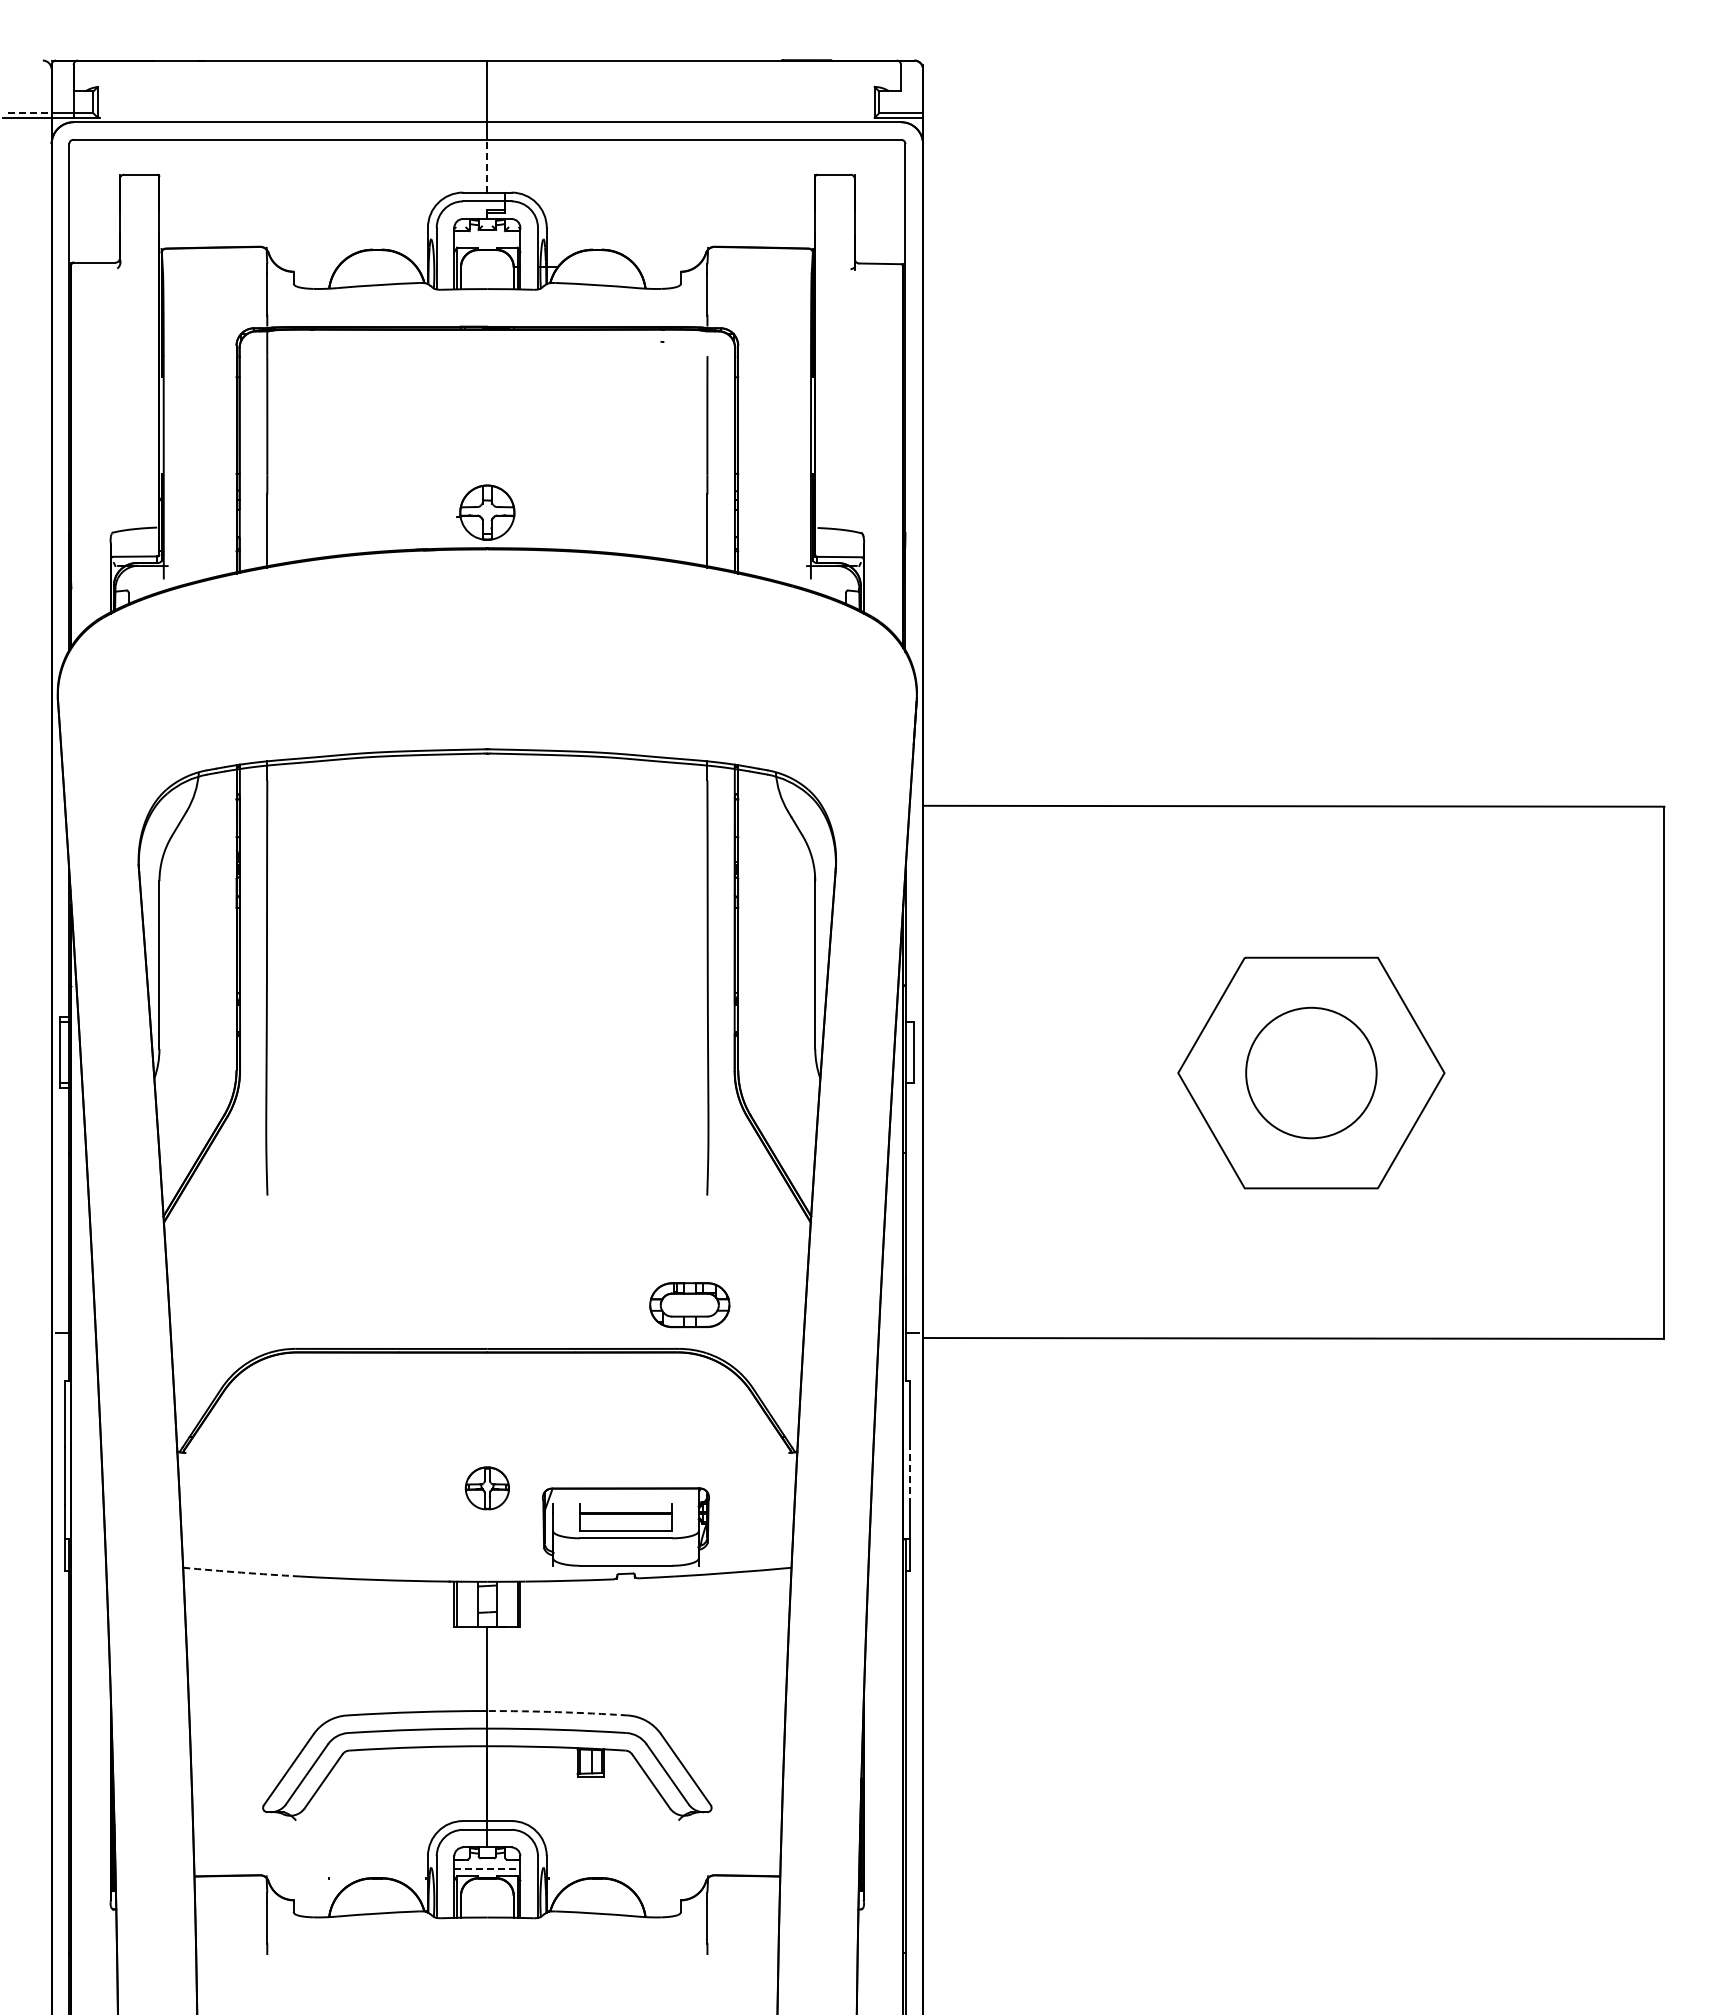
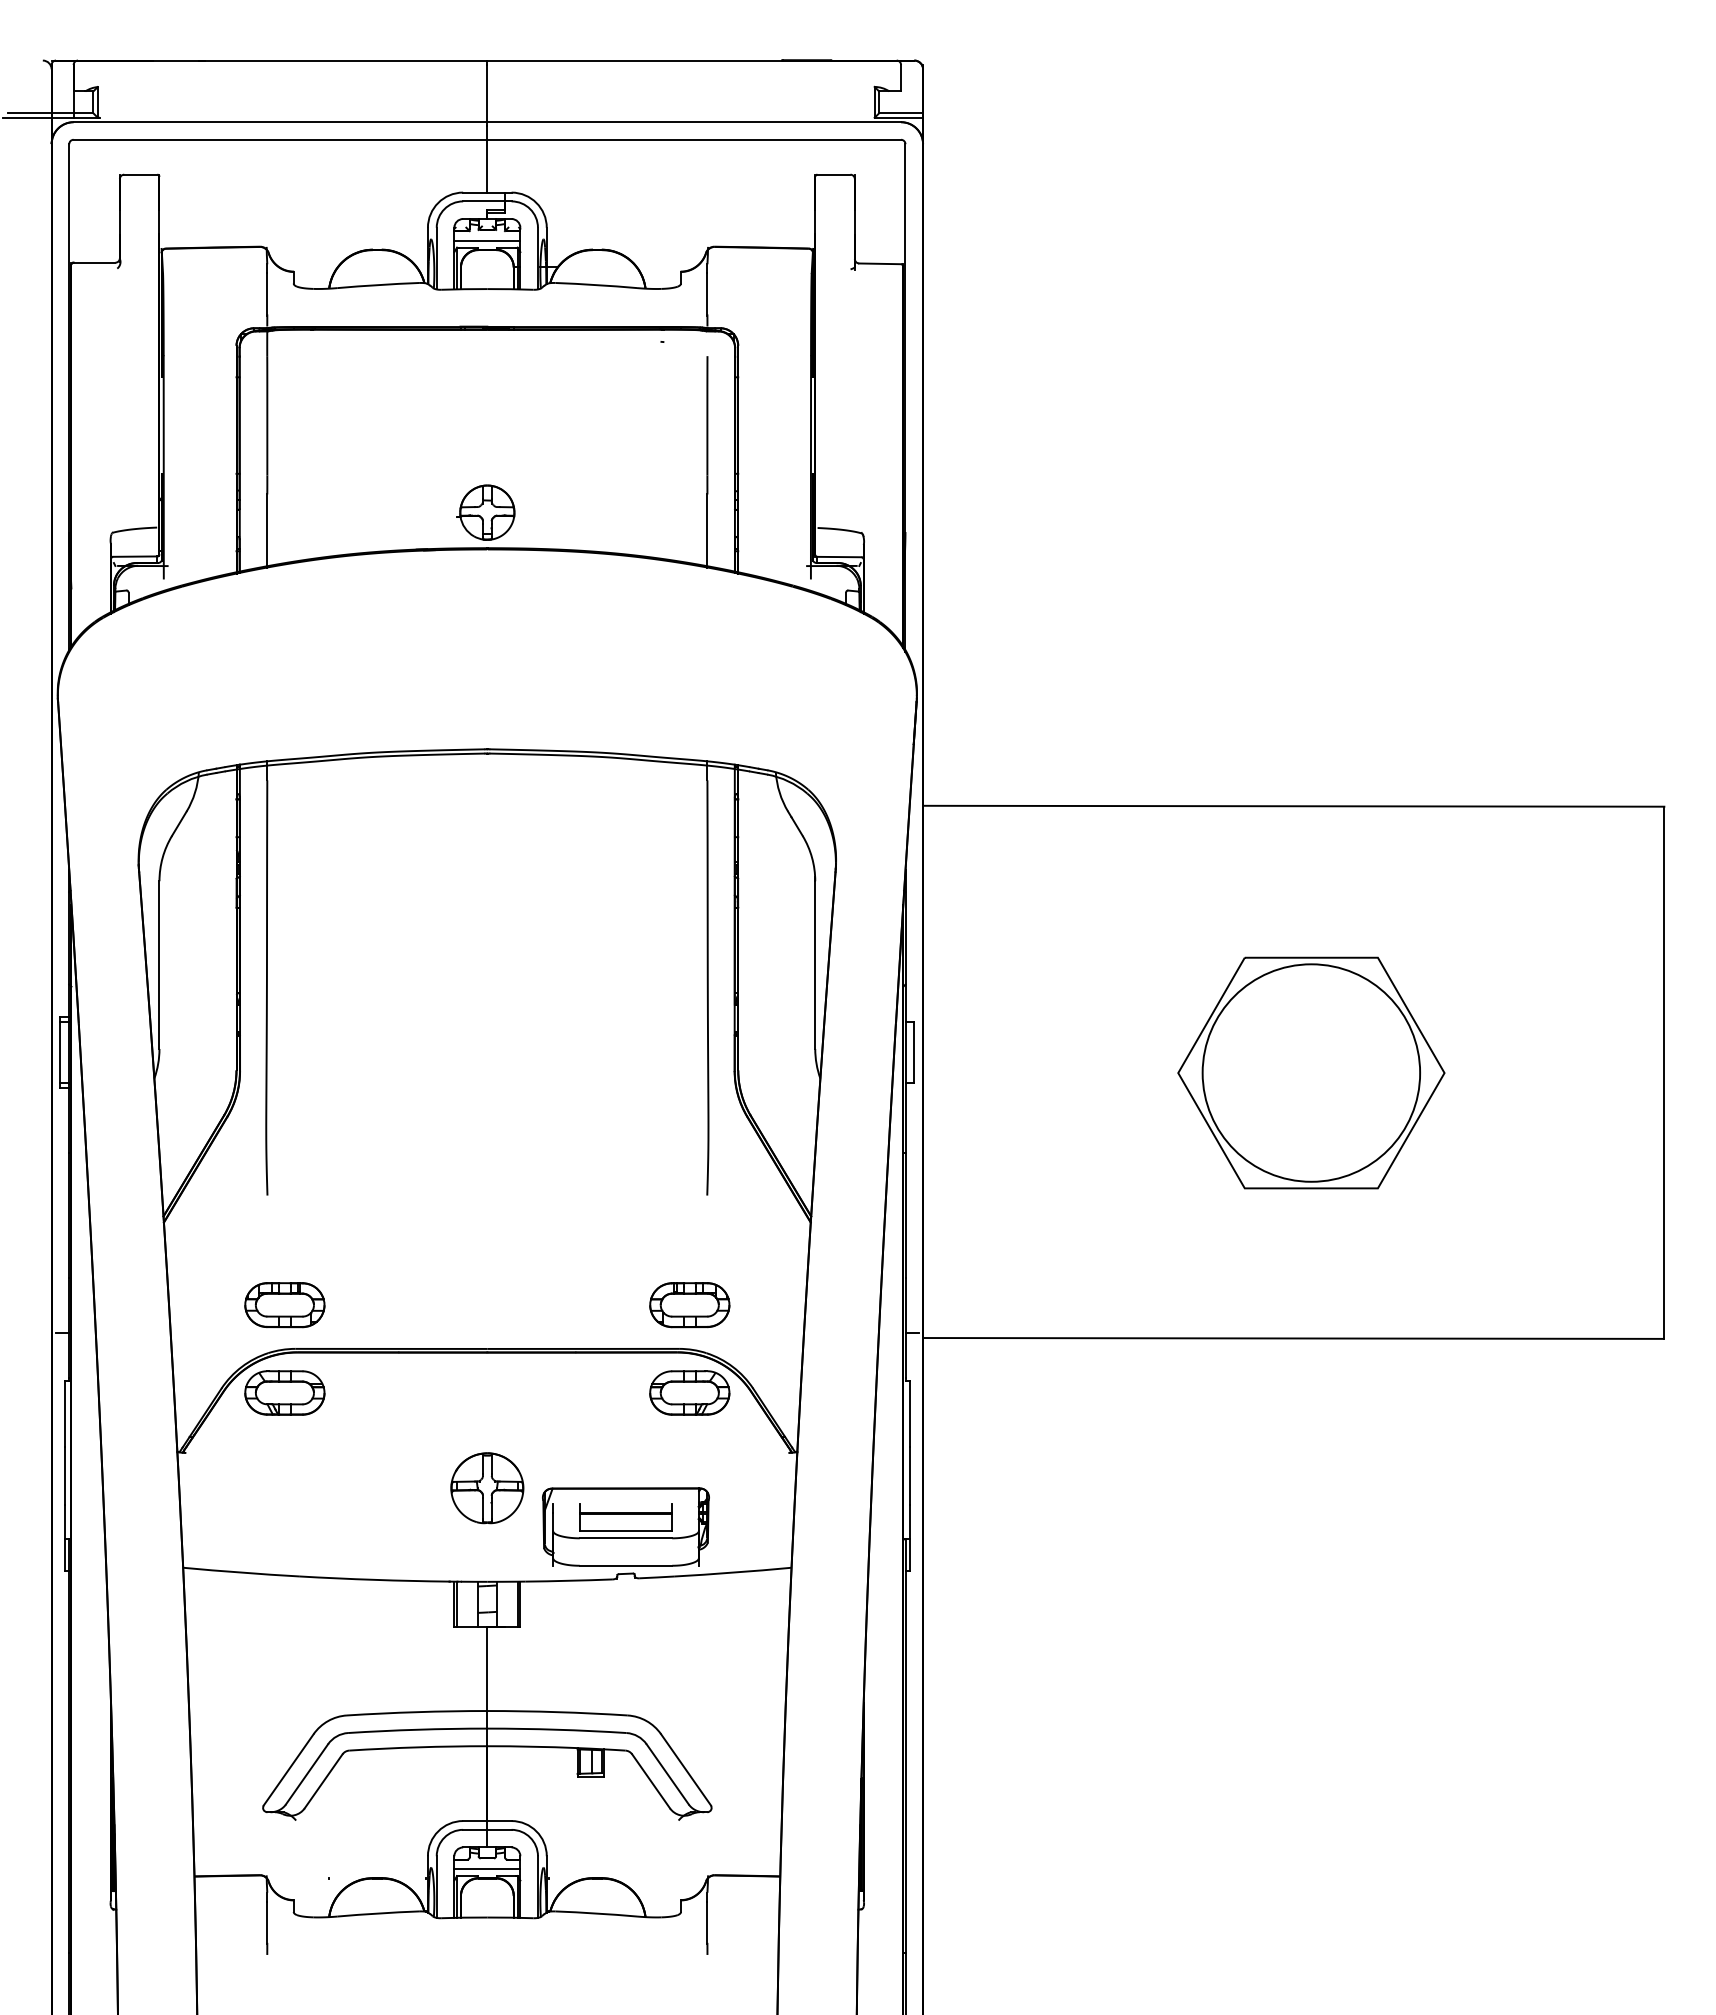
line: dashed -> solid (30, 113)
line: dashed -> solid (487, 165)
line: none -> present (487, 241)
circle diameter: 130 px -> 217 px (1311, 1072)
part: none -> present (284, 1305)
part: none -> present (284, 1392)
part: none -> present (689, 1392)
line: dashed -> solid (909, 1475)
part size: 46x45 px -> 75x73 px (487, 1488)
arc: dashed -> solid (241, 1572)
arc: dashed -> solid (557, 1712)
line: dashed -> solid (487, 1869)
